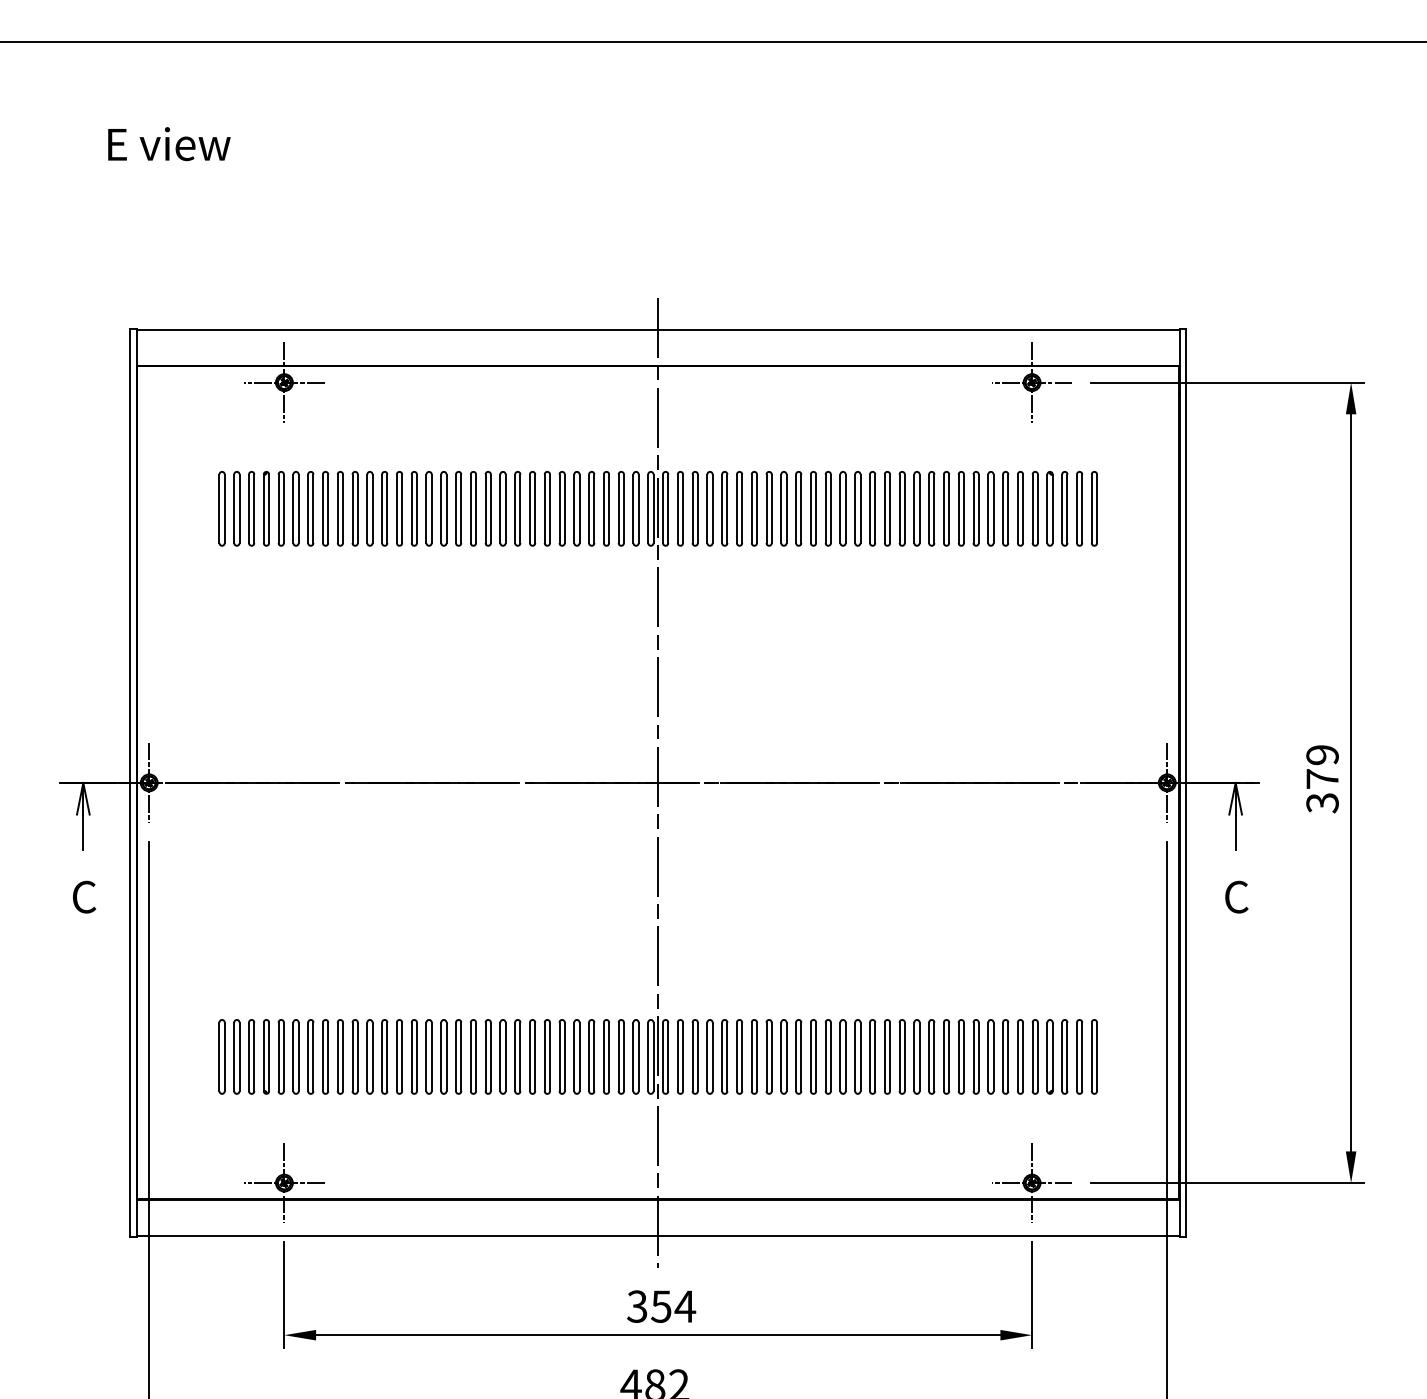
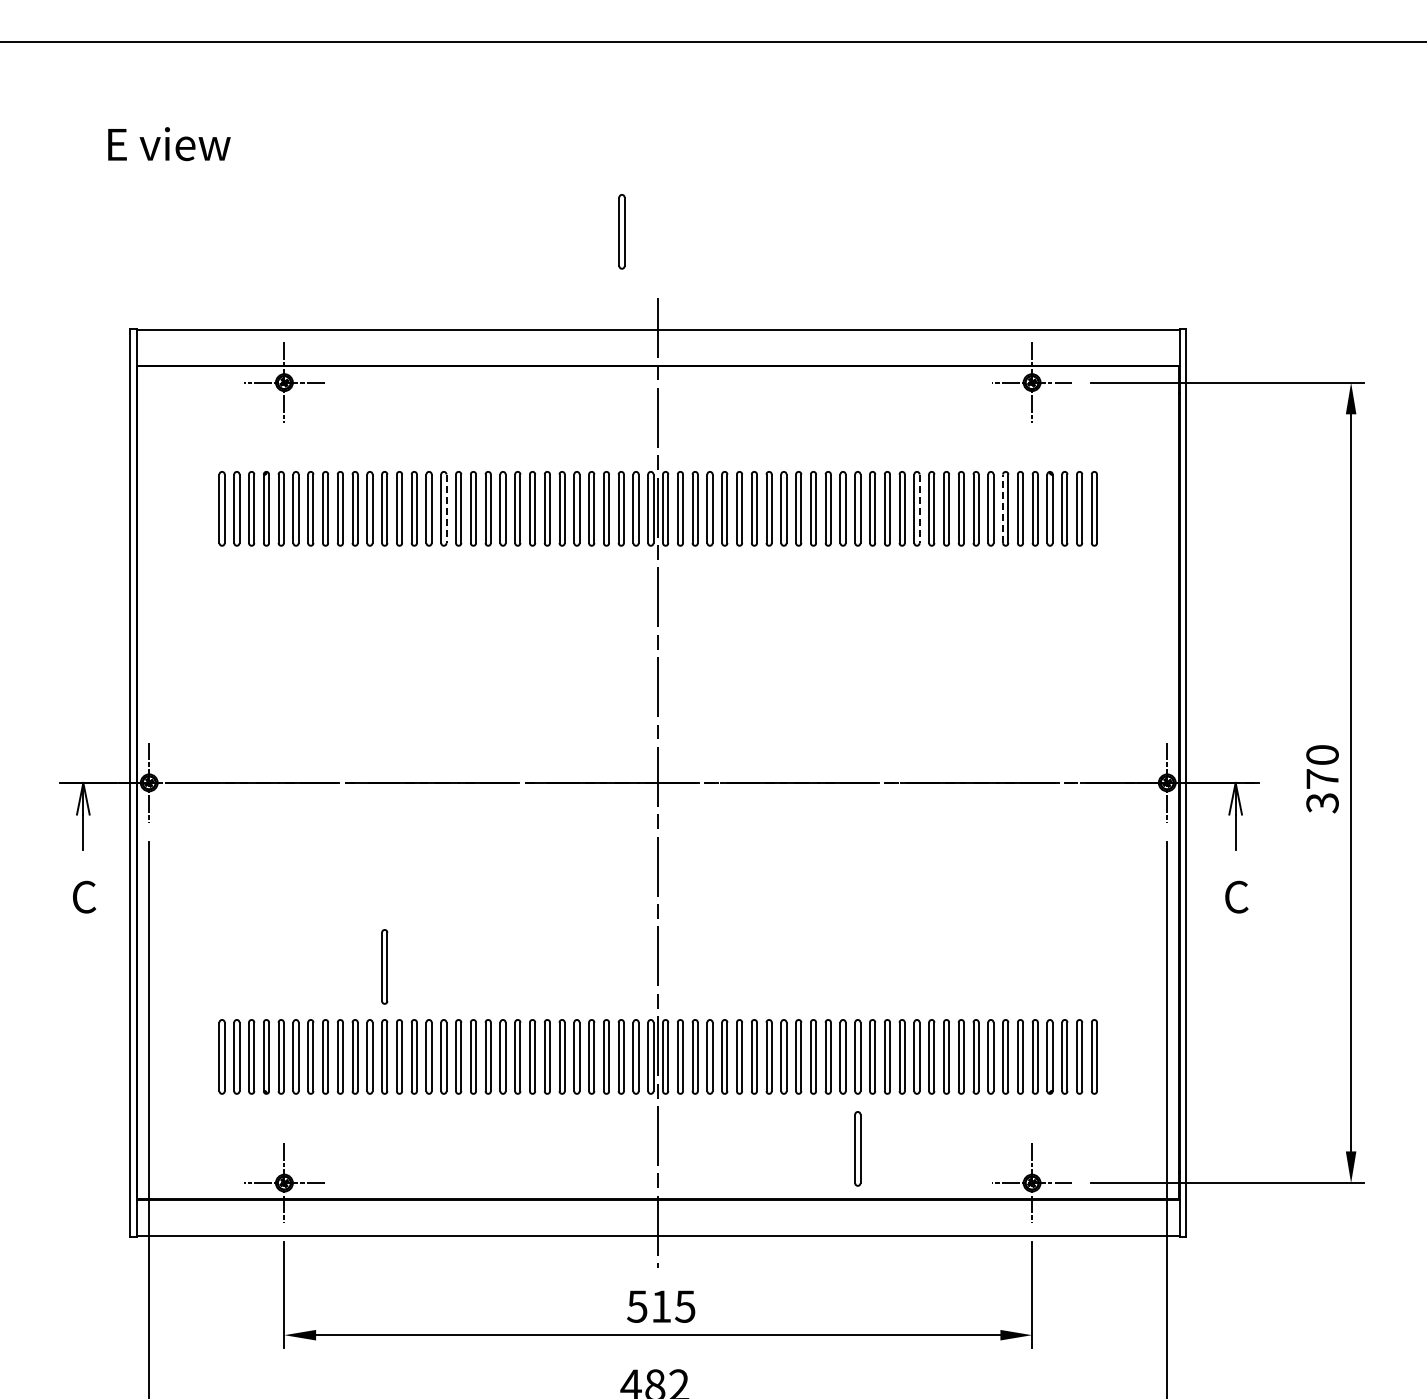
part: none -> present (621, 231)
line: solid -> dashed (1003, 508)
line: solid -> dashed (446, 509)
line: solid -> dashed (919, 509)
text: 379 -> 370 (1322, 755)
part: none -> present (384, 966)
part: none -> present (857, 1148)
text: 354 -> 515 (661, 1306)
